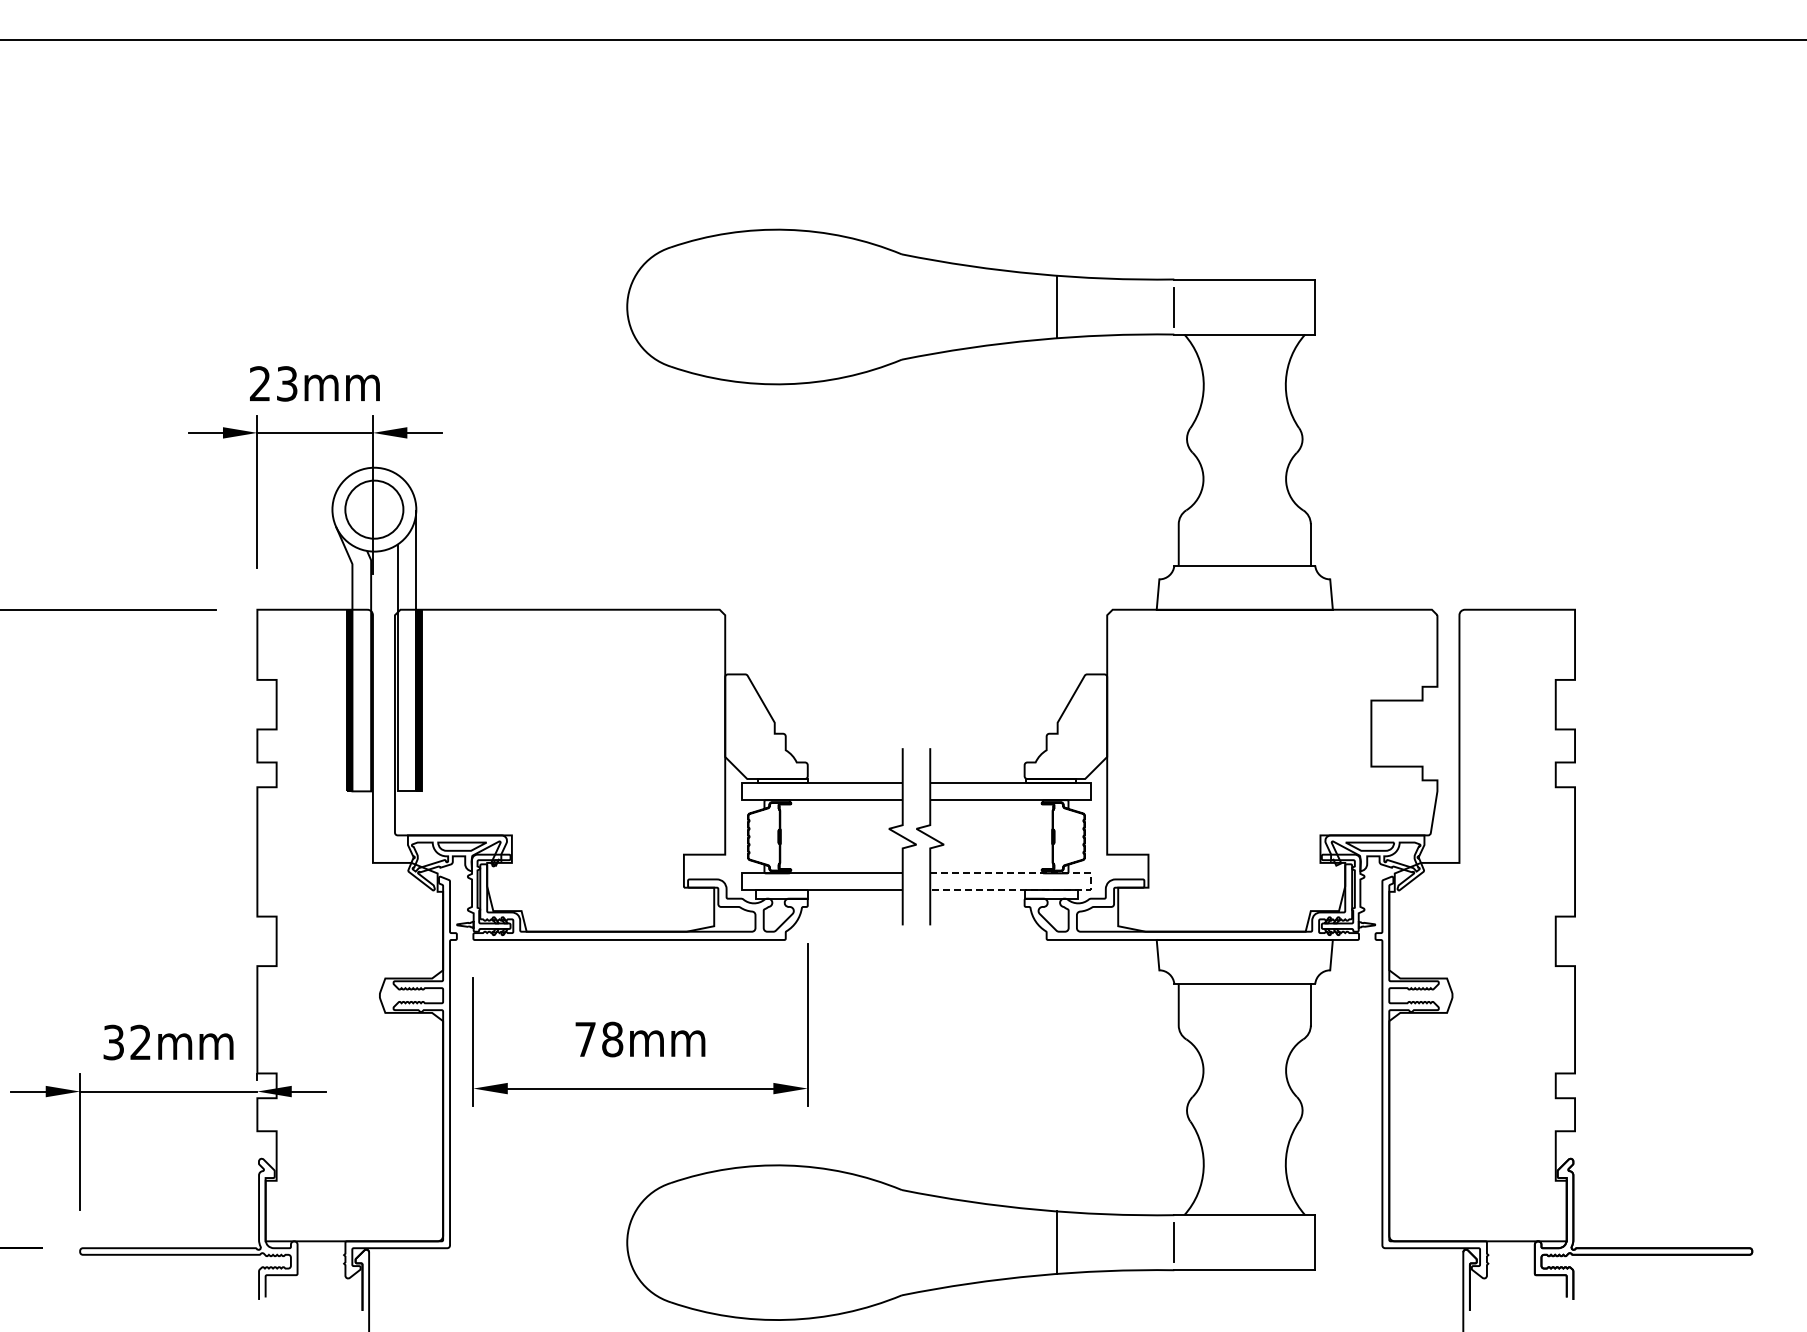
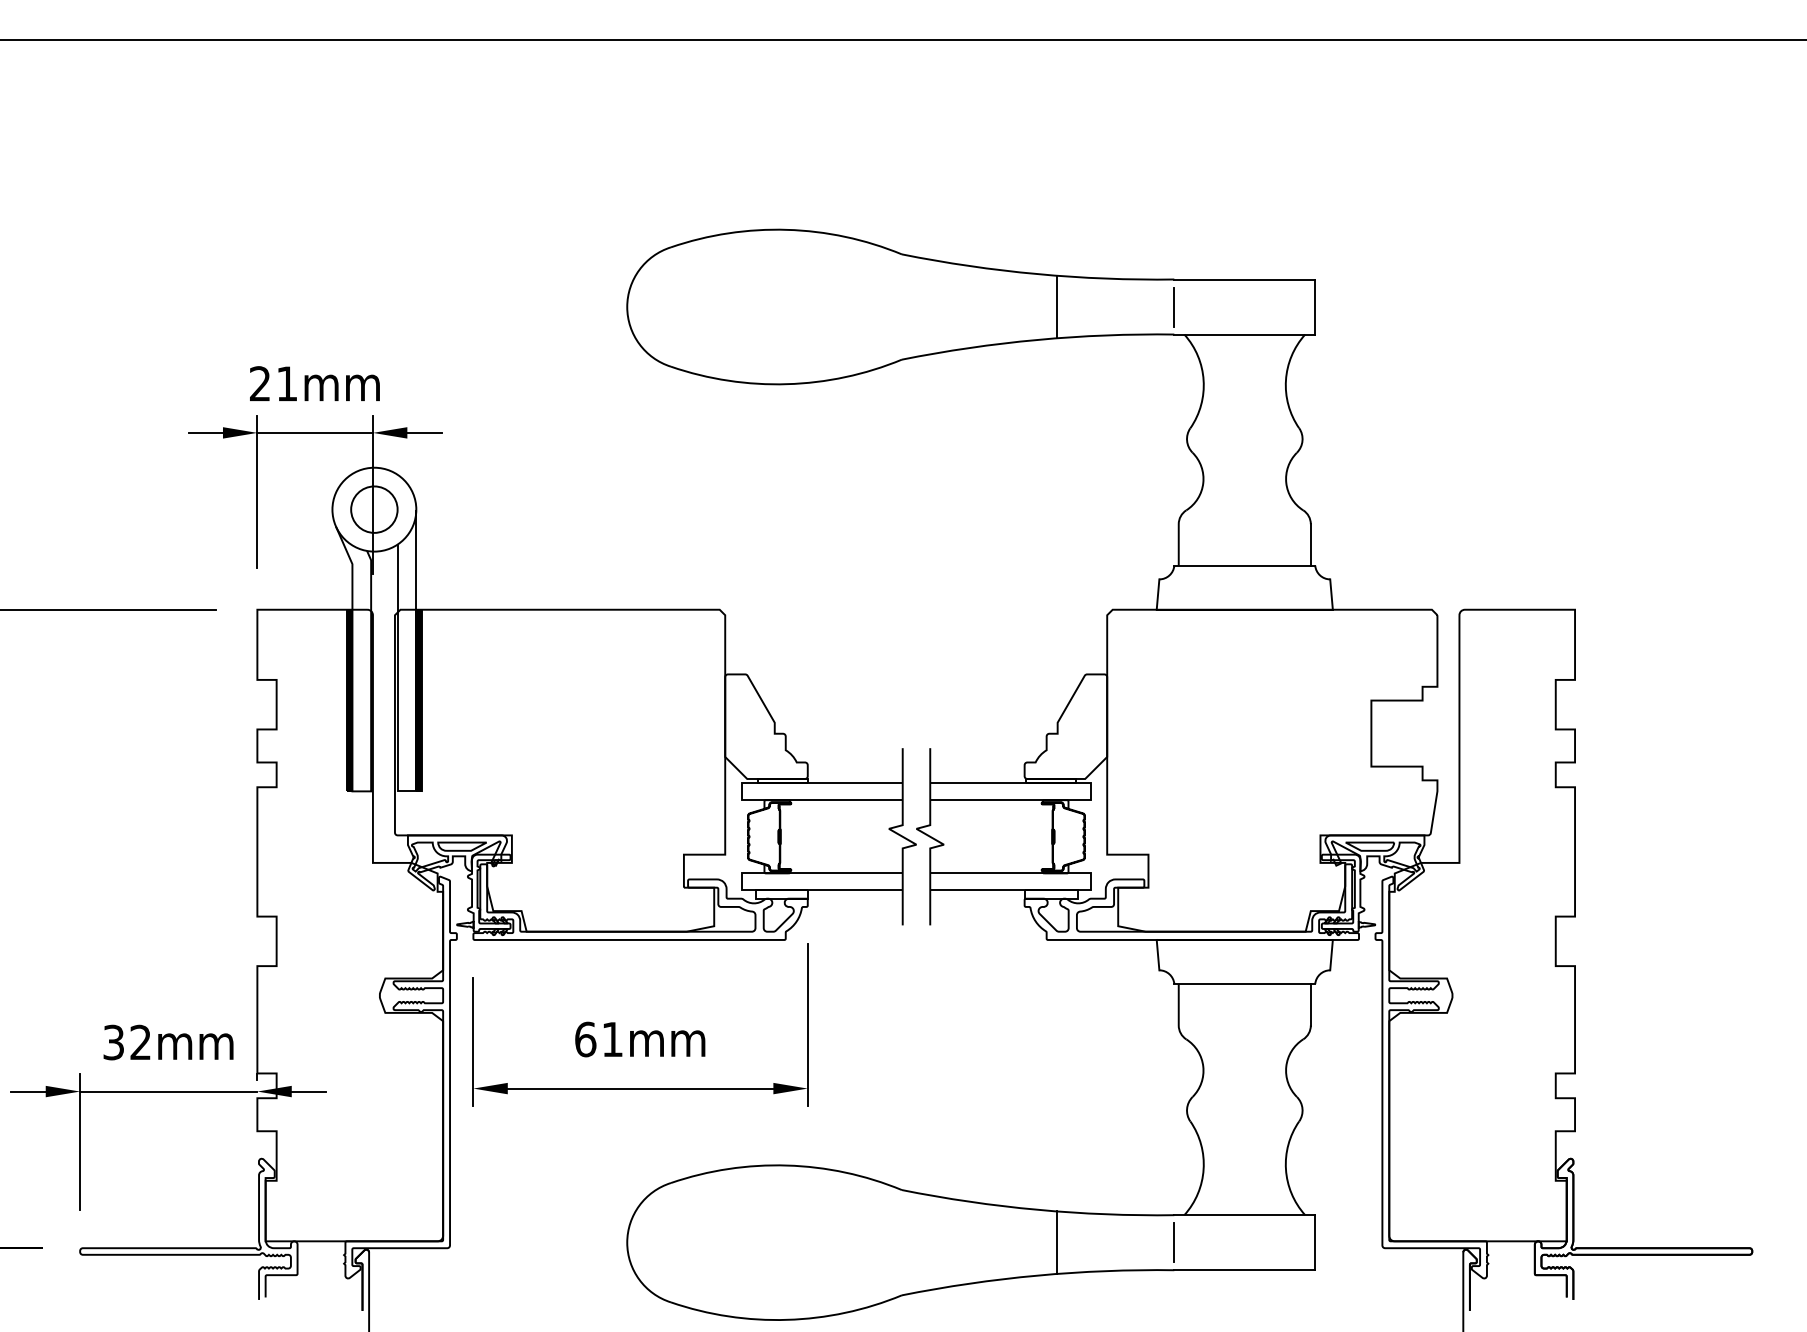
text: 23mm -> 21mm (287, 383)
circle diameter: 58 px -> 46 px (374, 509)
line: dashed -> solid (1091, 881)
text: 78mm -> 61mm (599, 1039)
